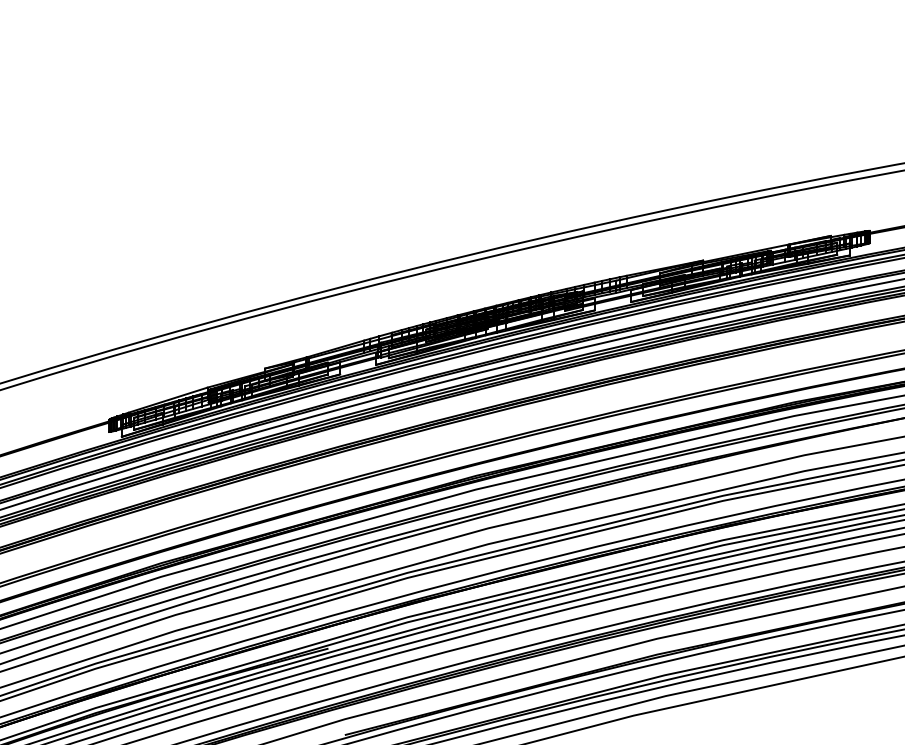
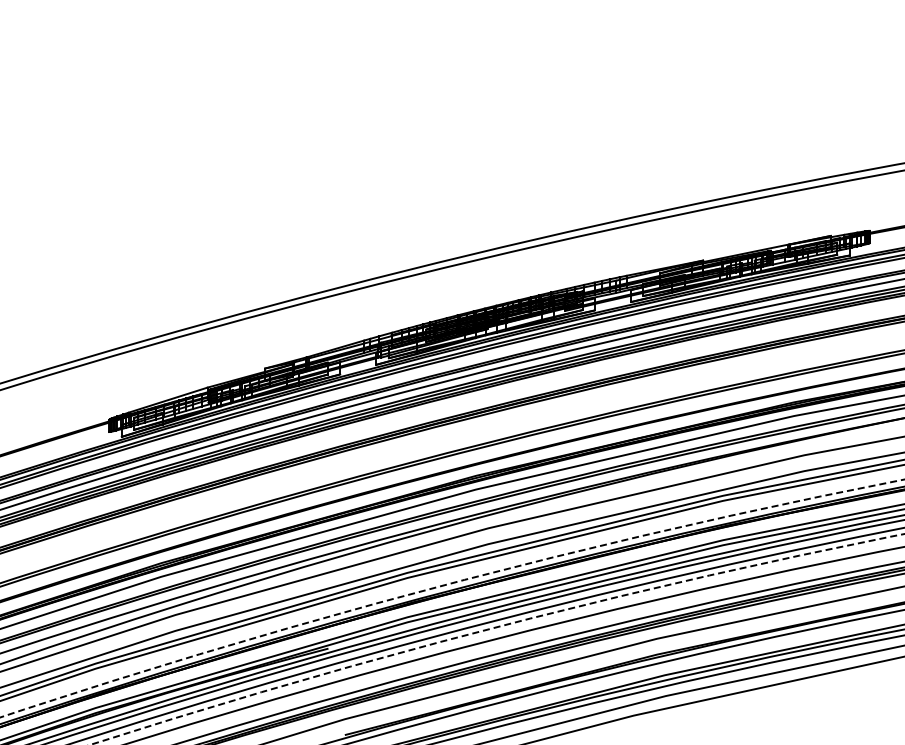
arc: solid -> dashed (448, 584)
arc: solid -> dashed (494, 627)
